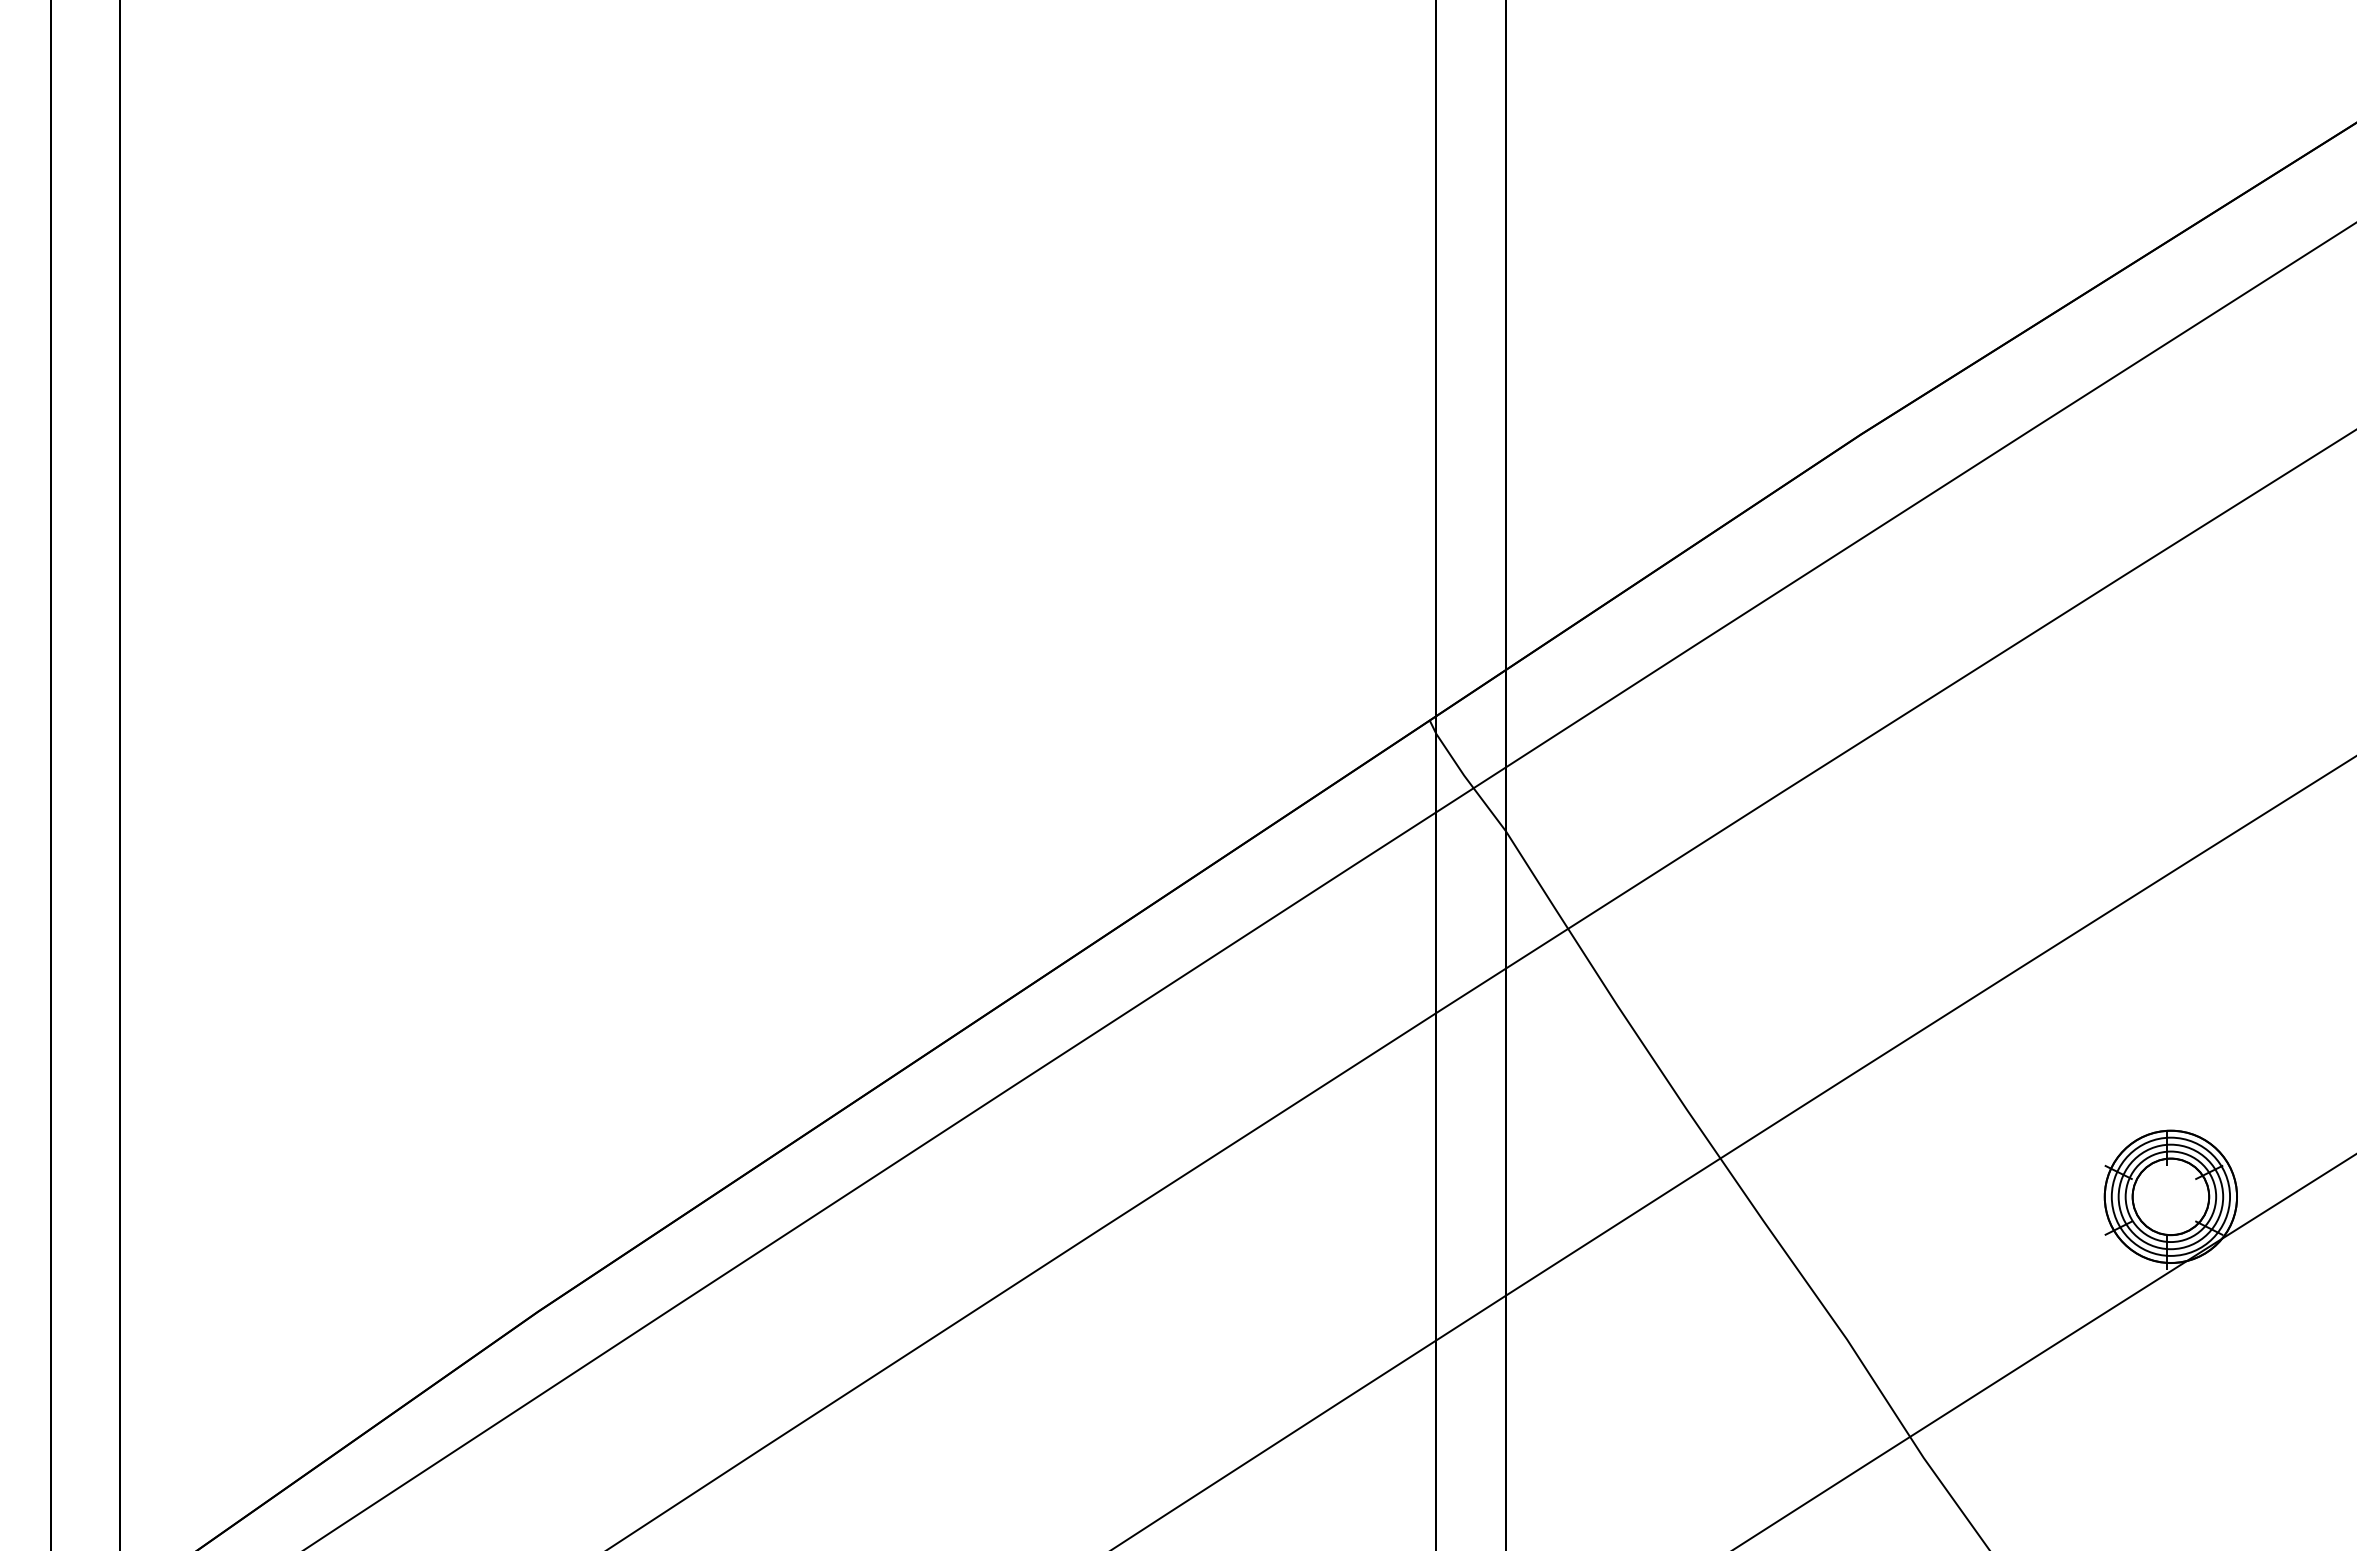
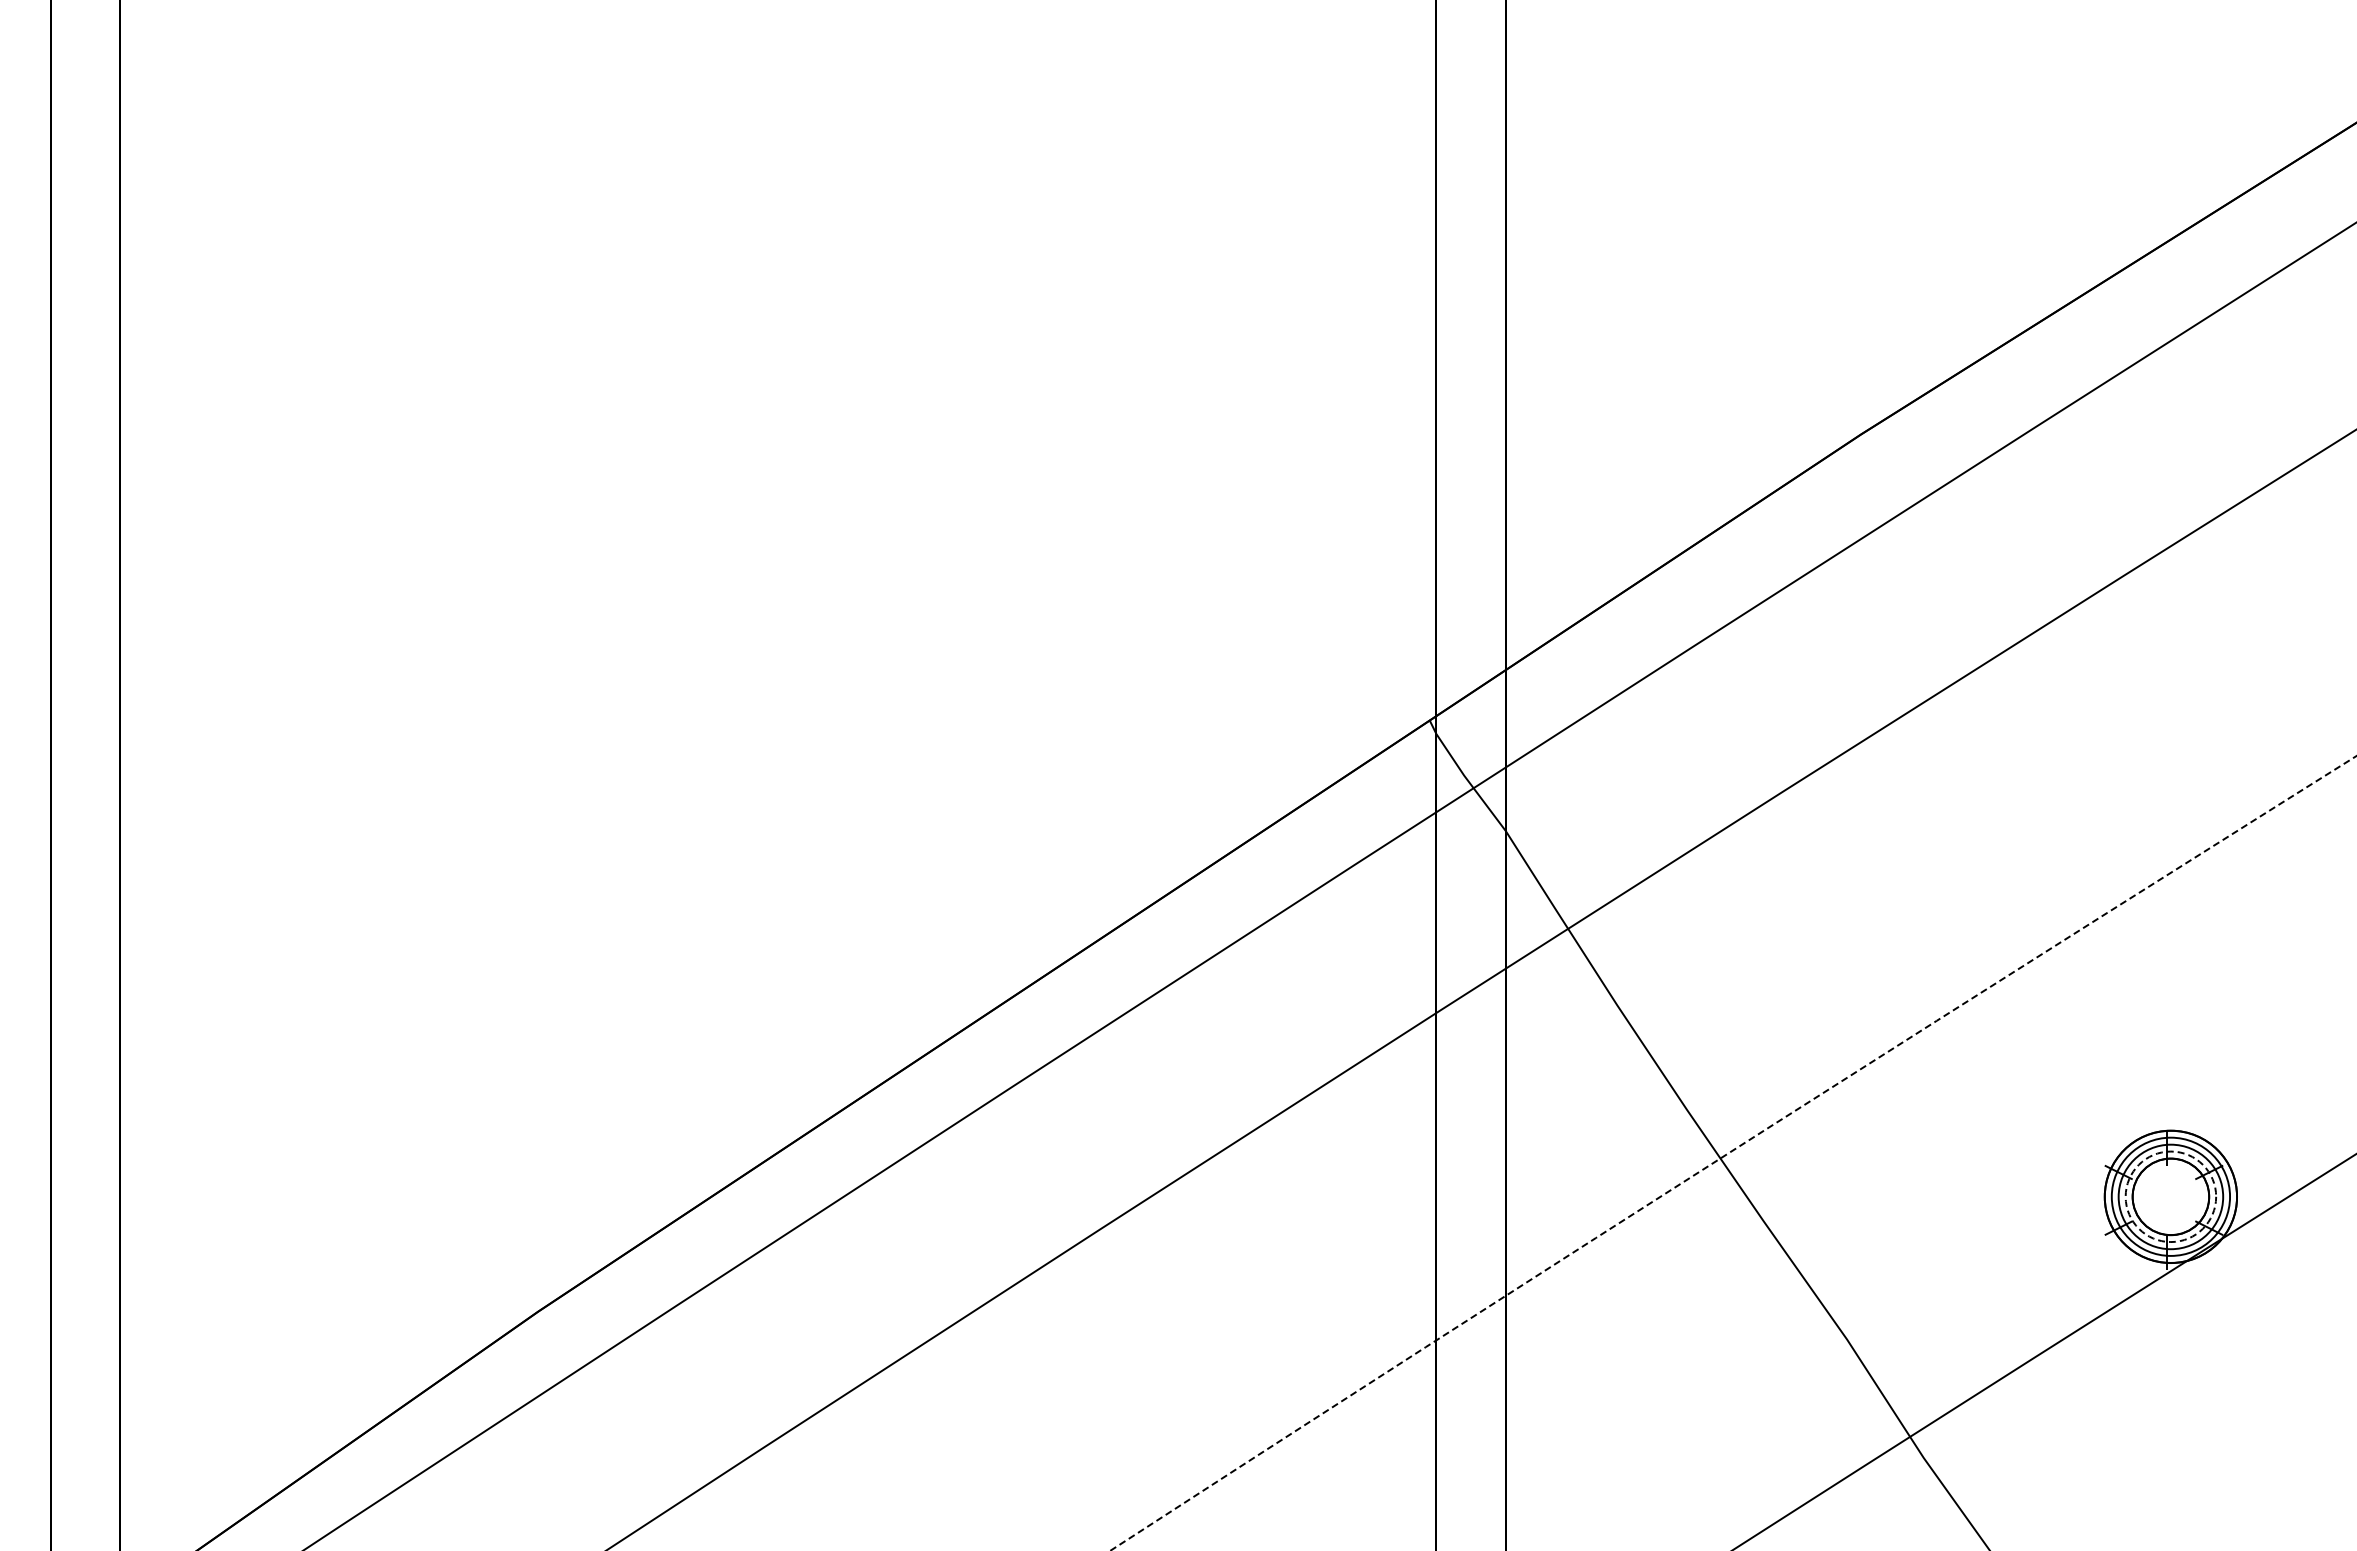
arc: solid -> dashed (1732, 1150)
circle: solid -> dashed (2170, 1196)
